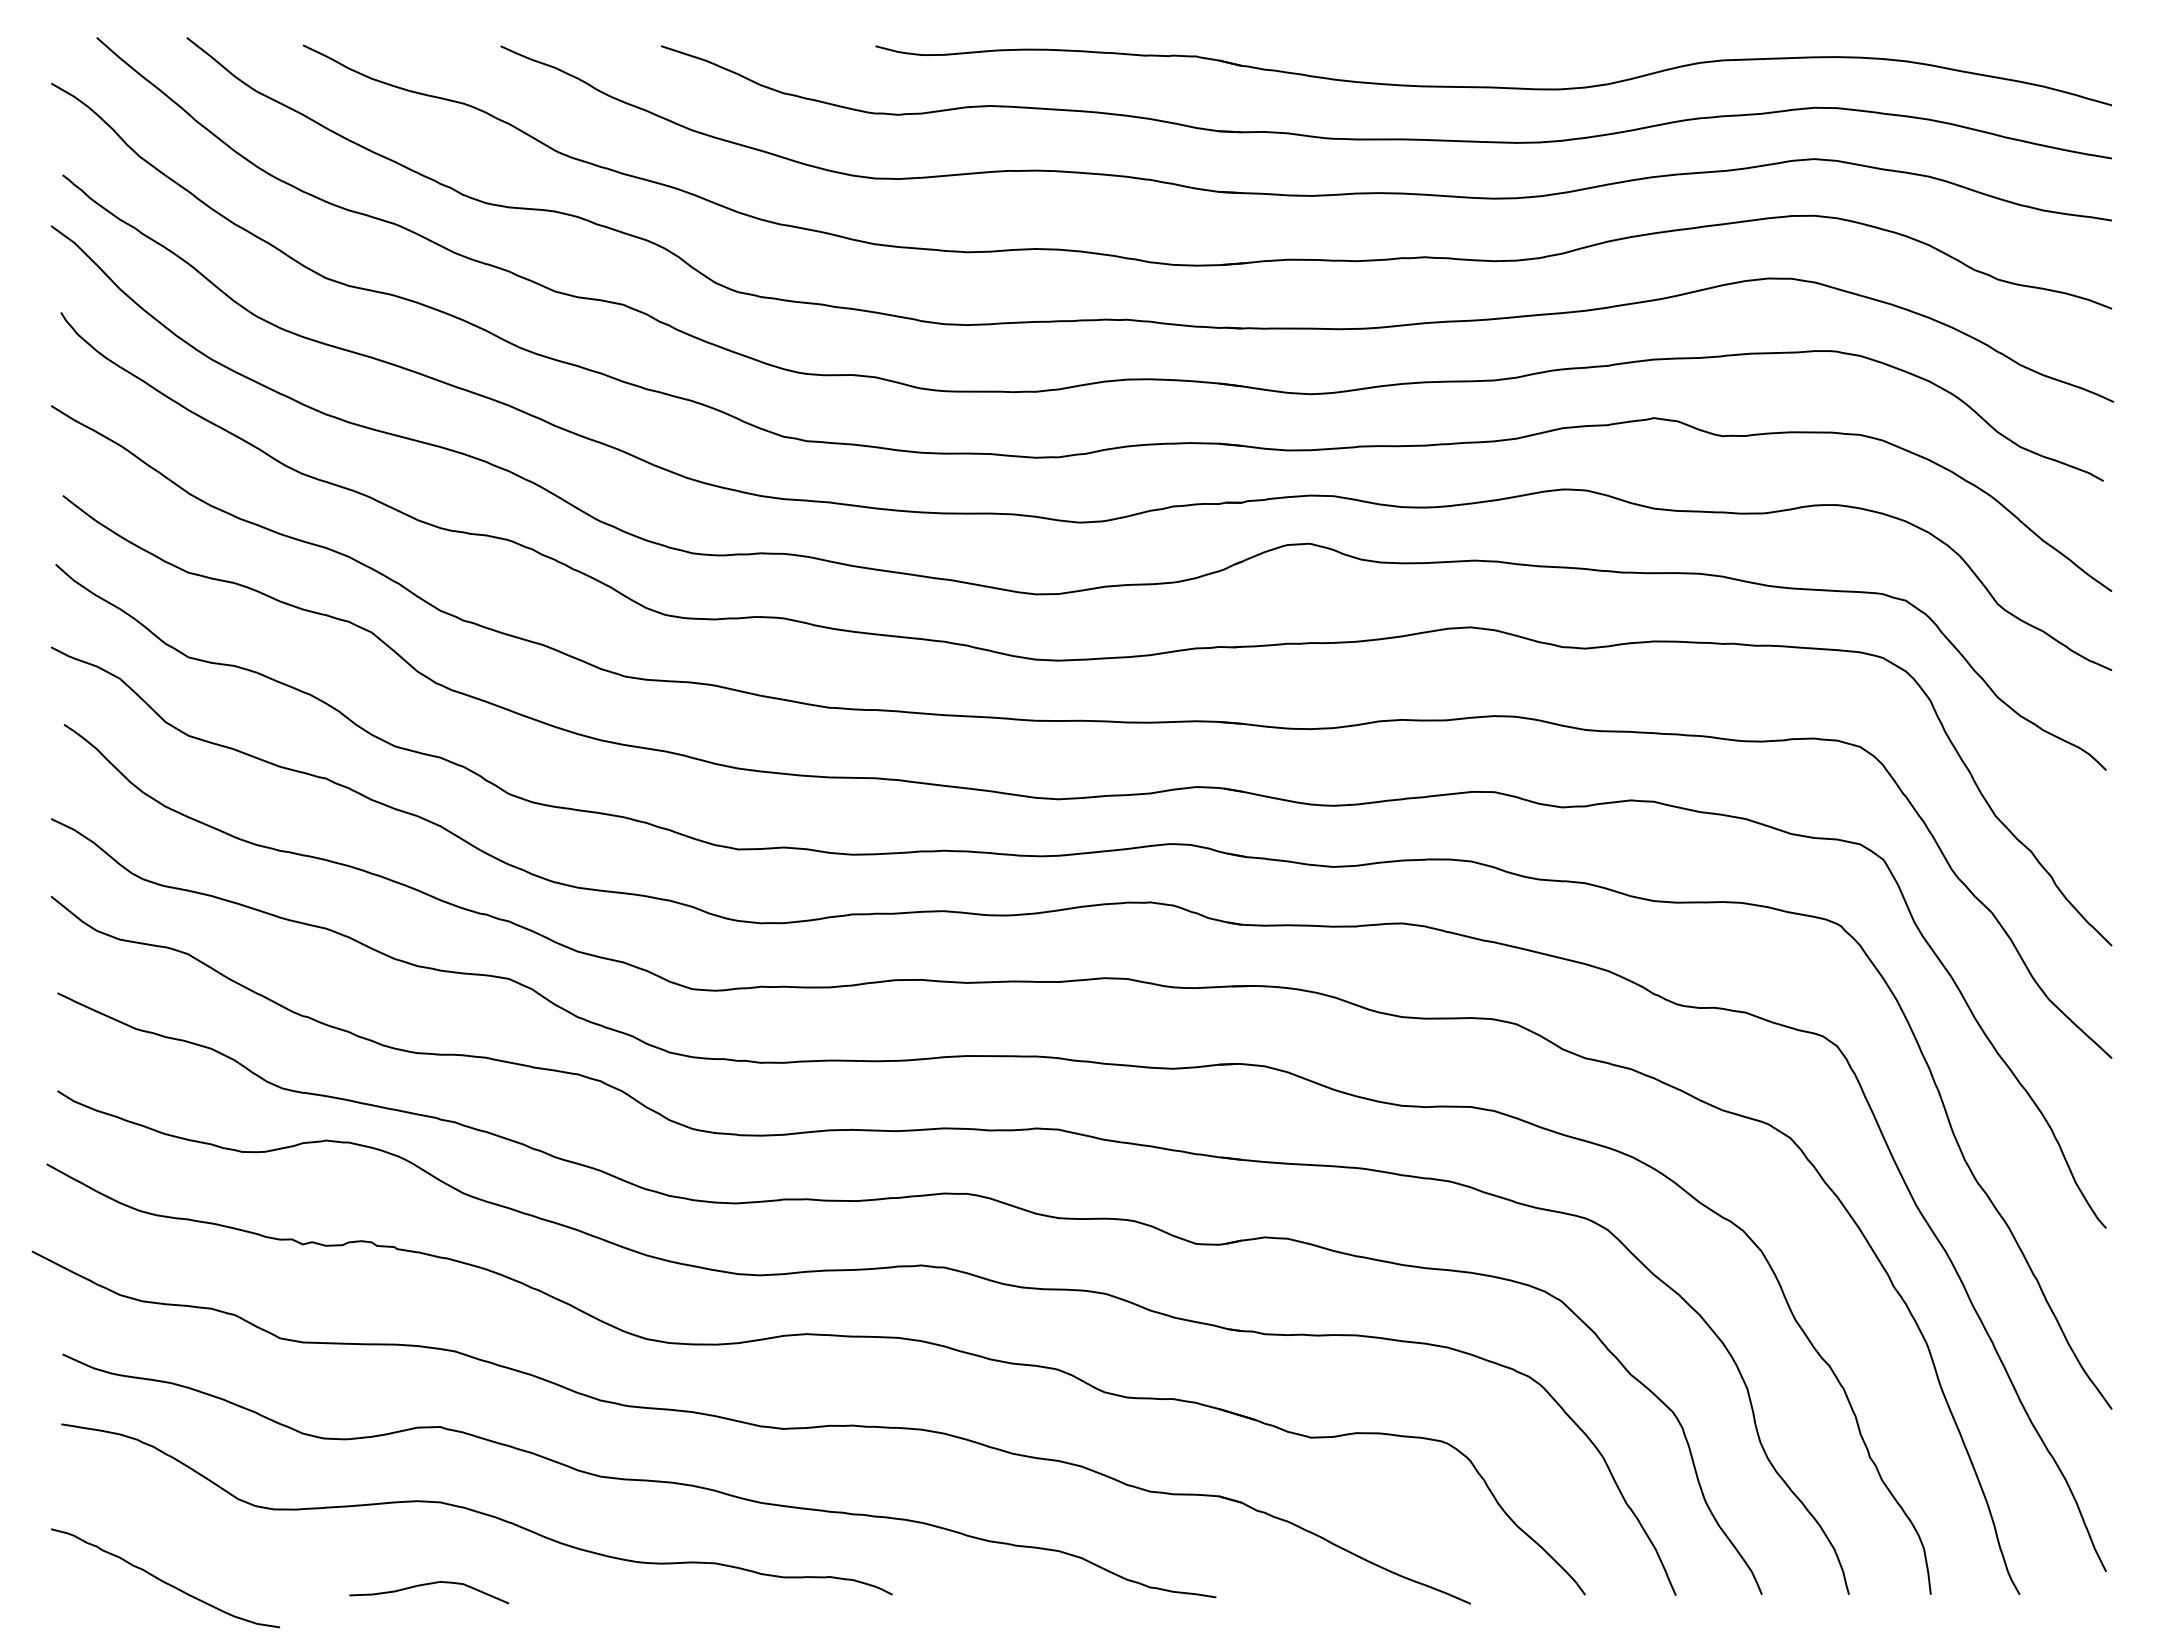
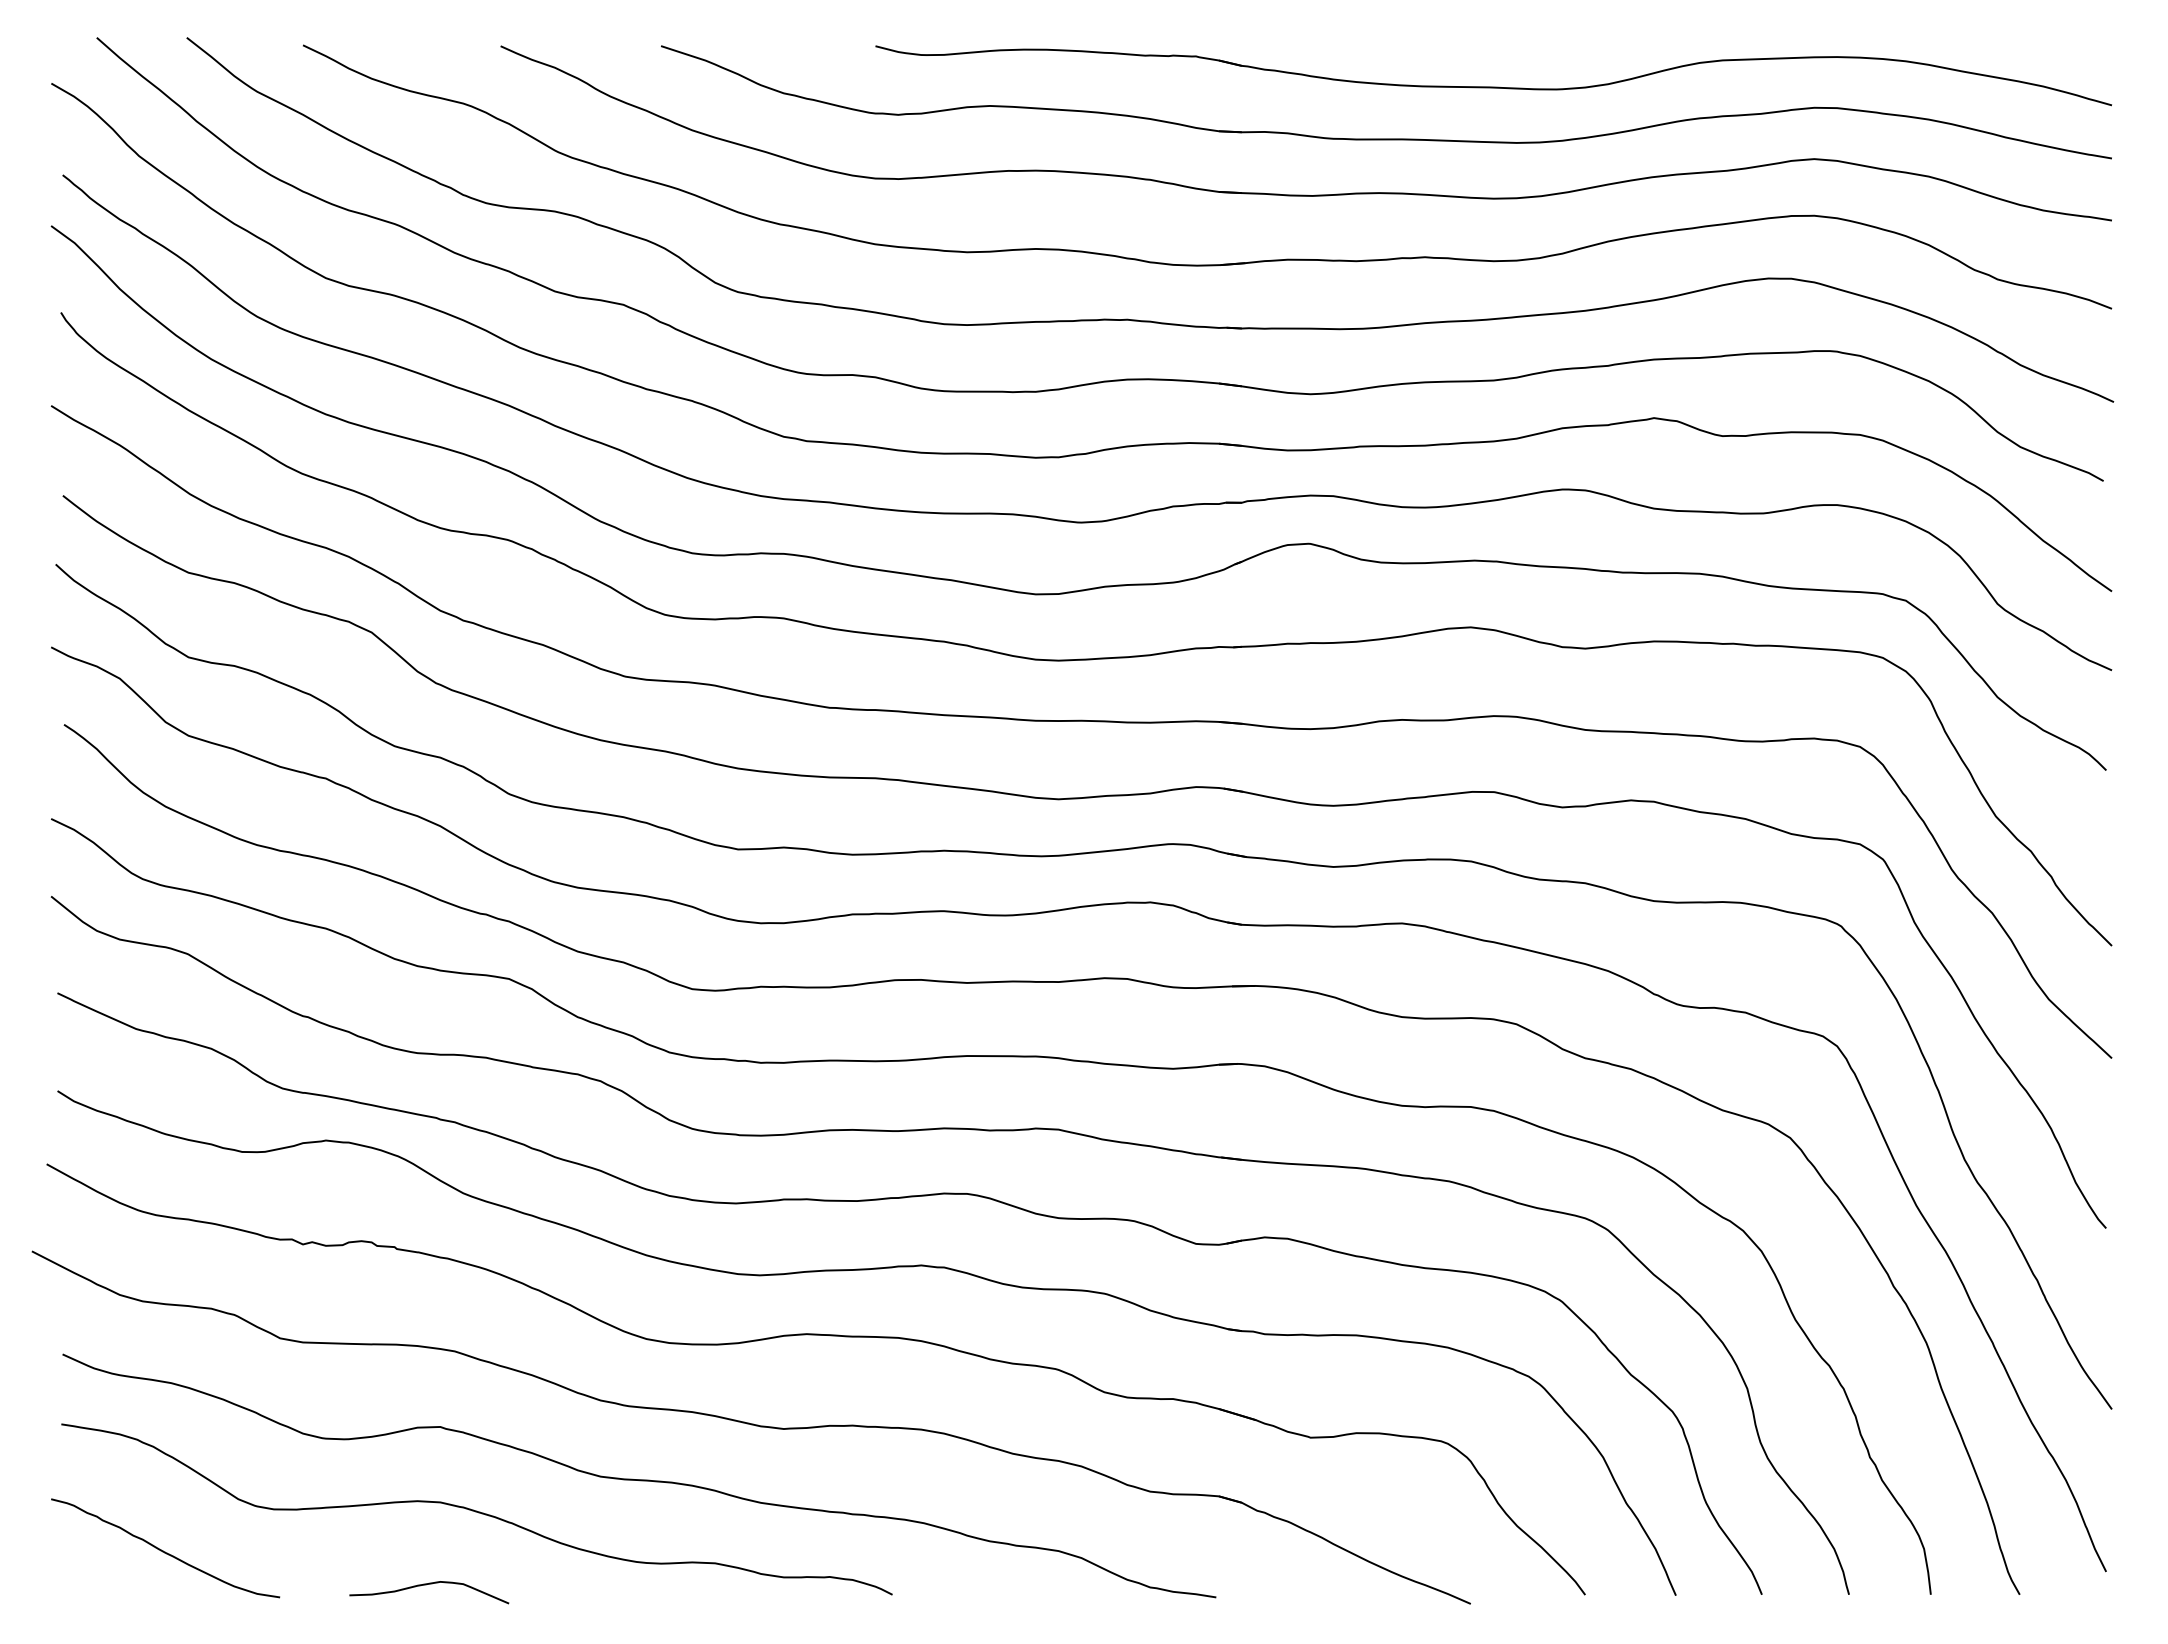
curve position: (163, 1580) -> (163, 1550) (163, 1550)
